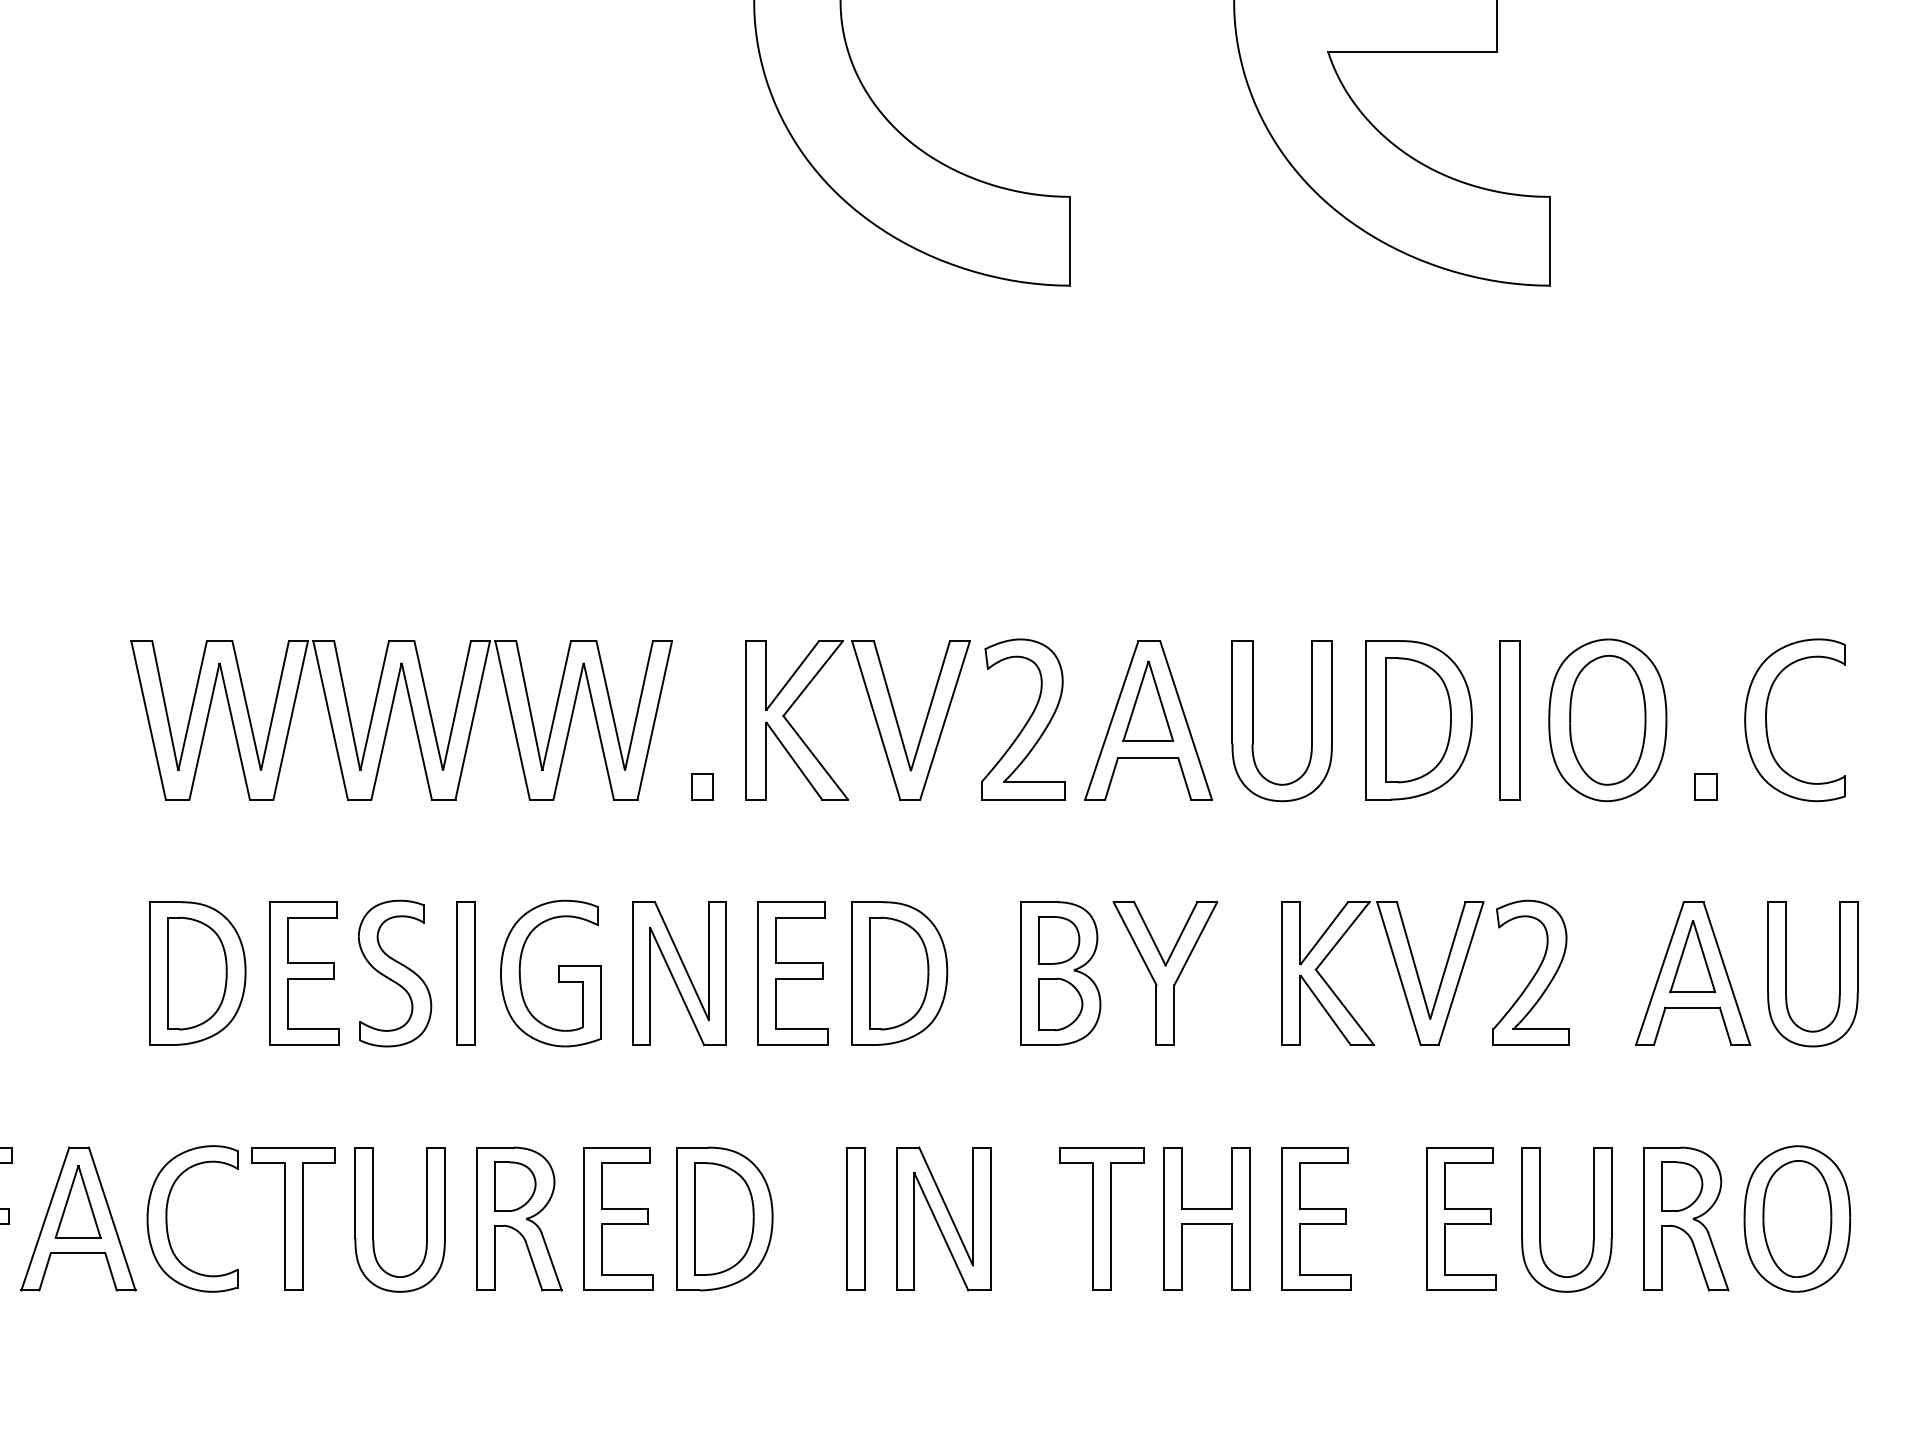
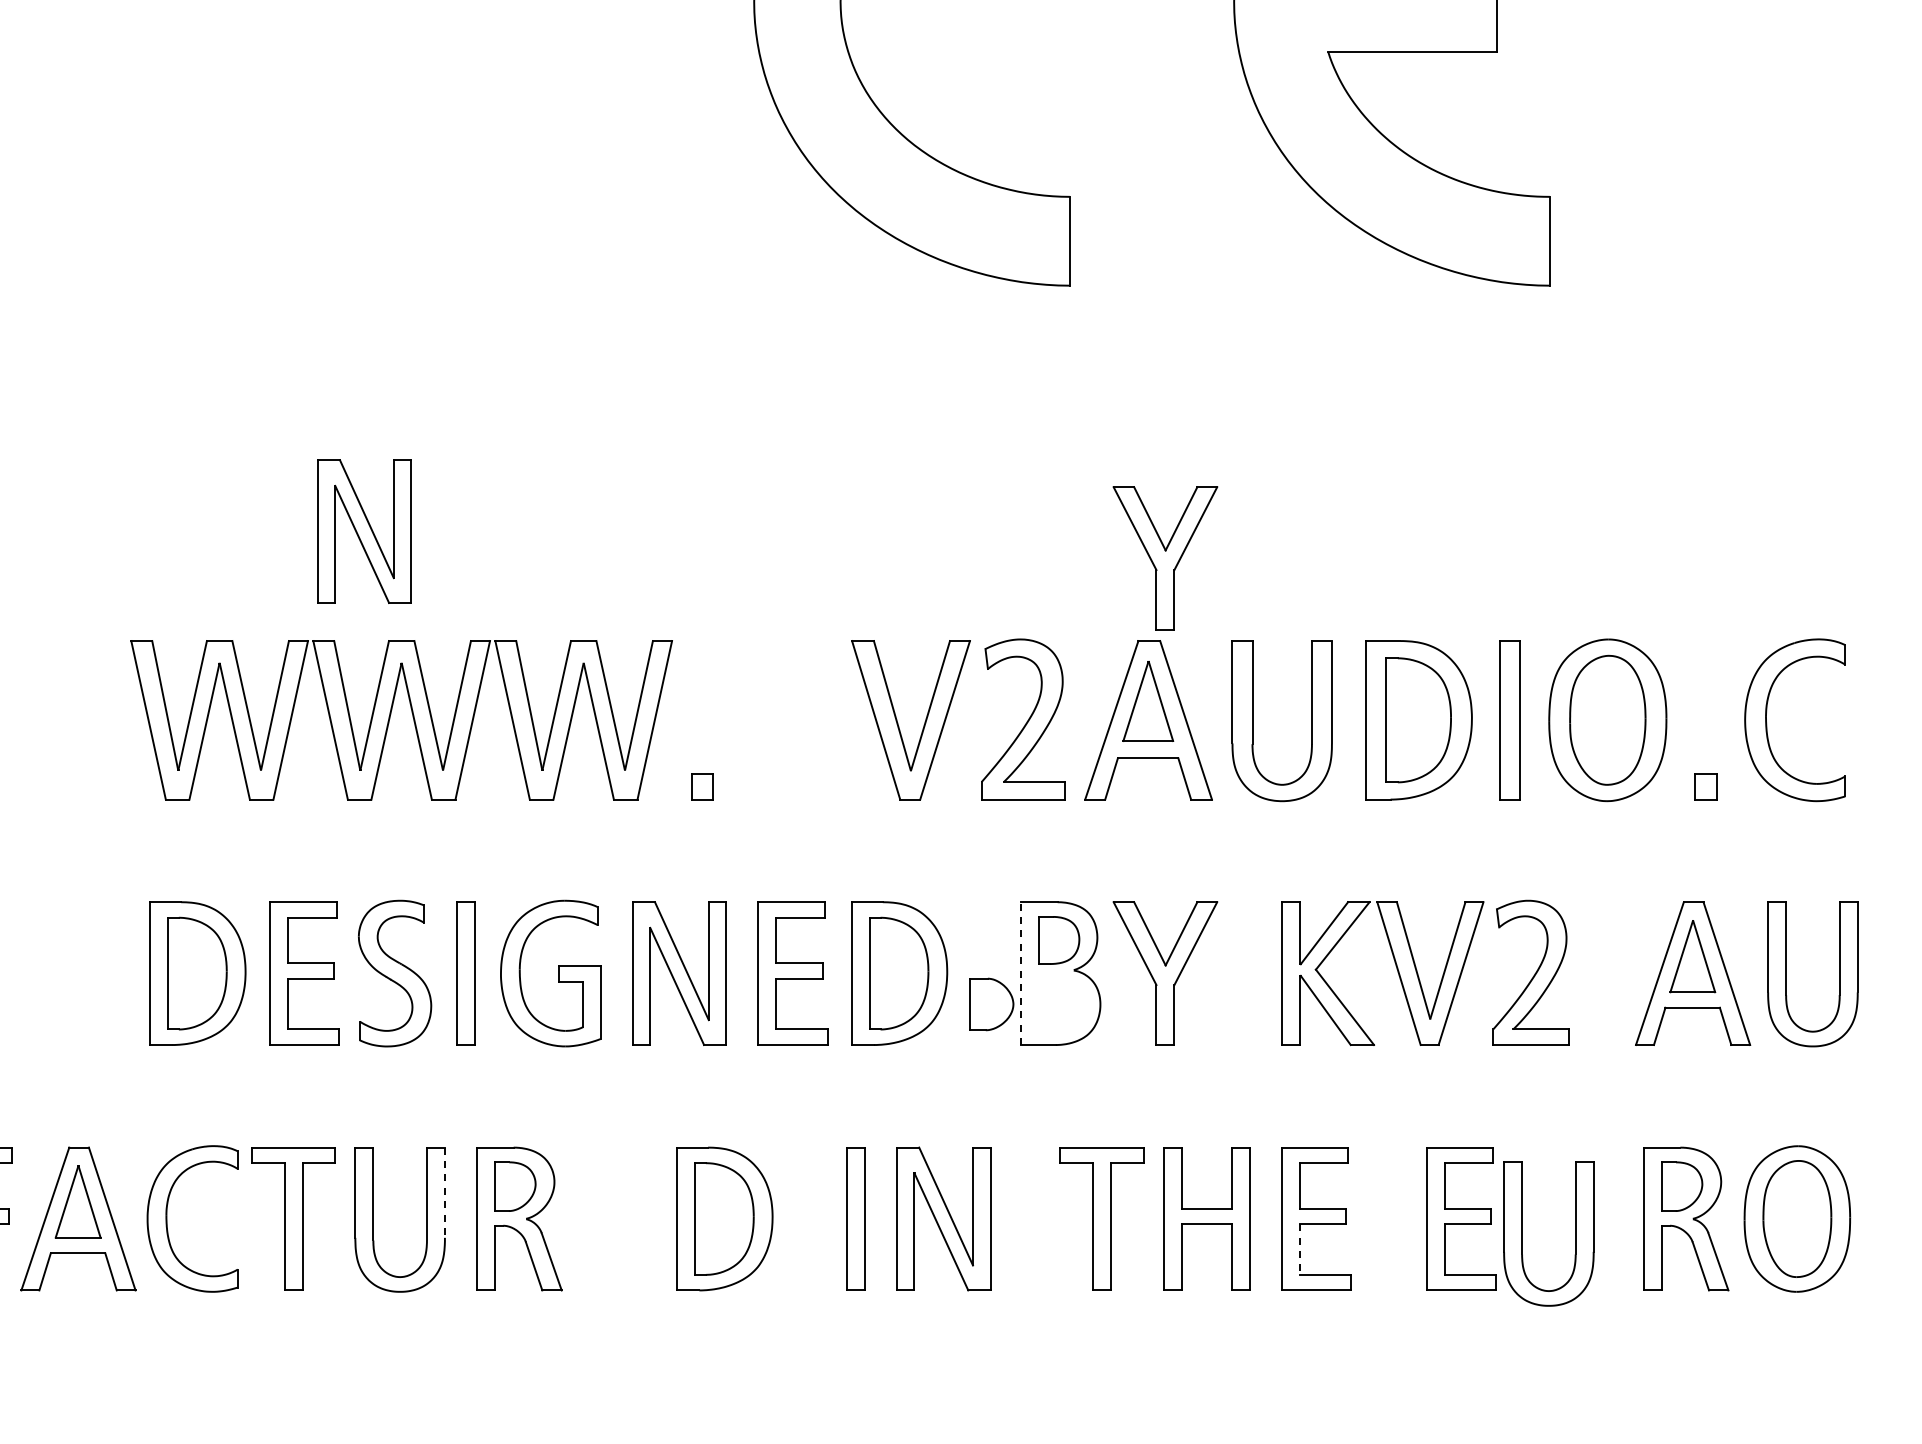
part: none -> present (364, 531)
part: none -> present (1165, 558)
part: present -> none (791, 724)
line: solid -> dashed (1021, 973)
part position: (1060, 1004) -> (991, 1004) (991, 1004)
line: solid -> dashed (444, 1193)
part: present -> none (618, 1218)
part position: (1540, 1219) -> (1522, 1233) (1522, 1233)
line: solid -> dashed (1299, 1250)
